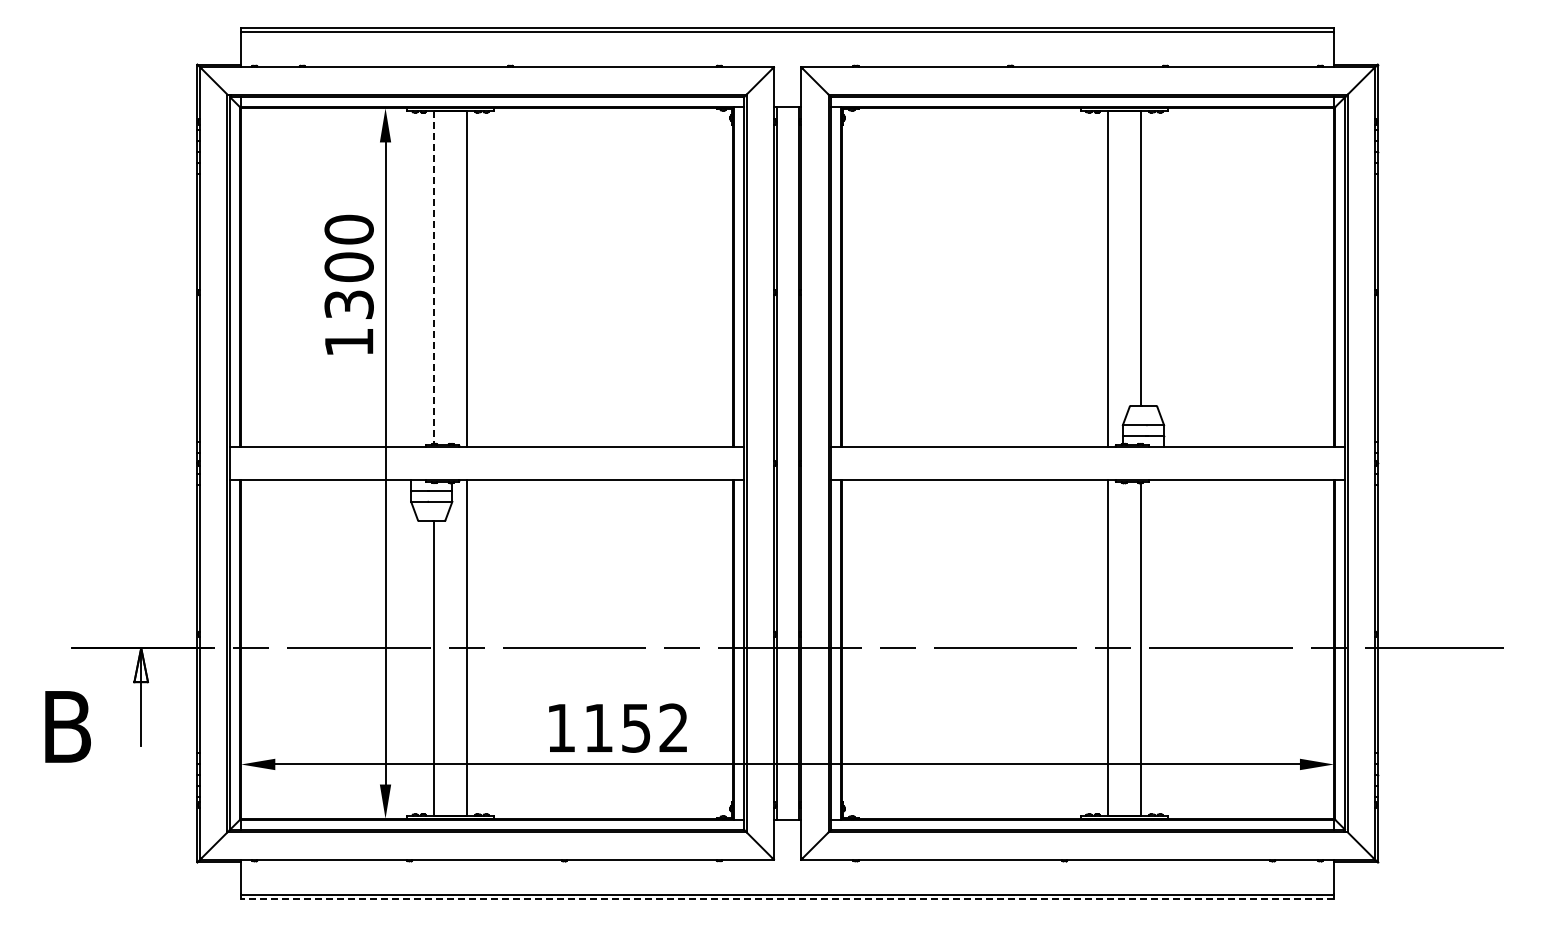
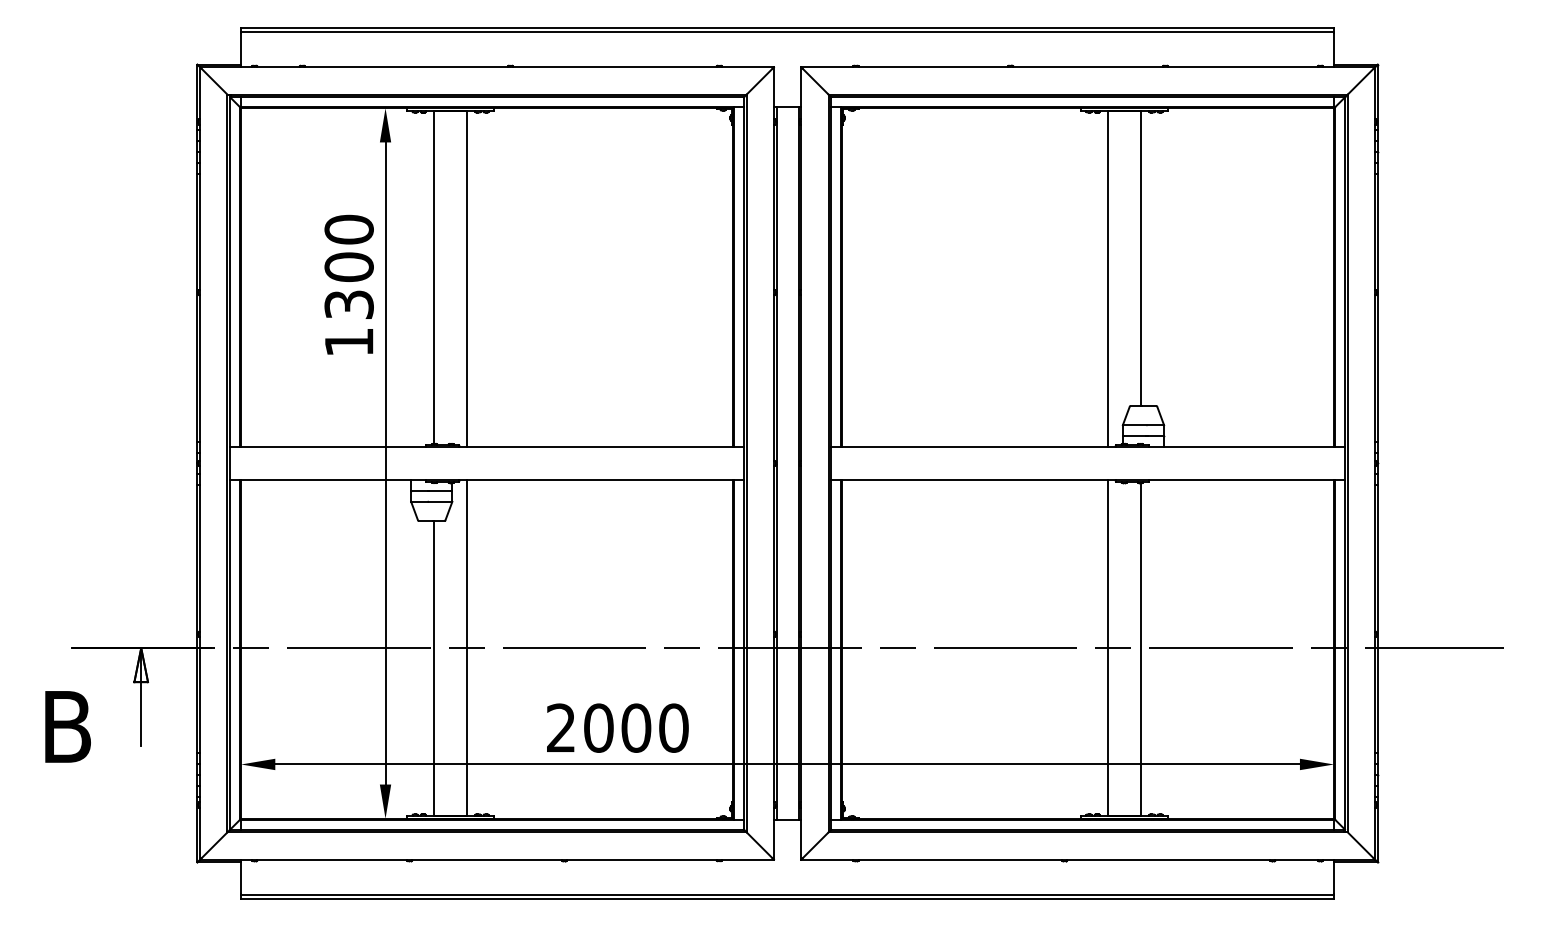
line: dashed -> solid (434, 277)
text: 1152 -> 2000 (617, 727)
line: dashed -> solid (787, 899)
